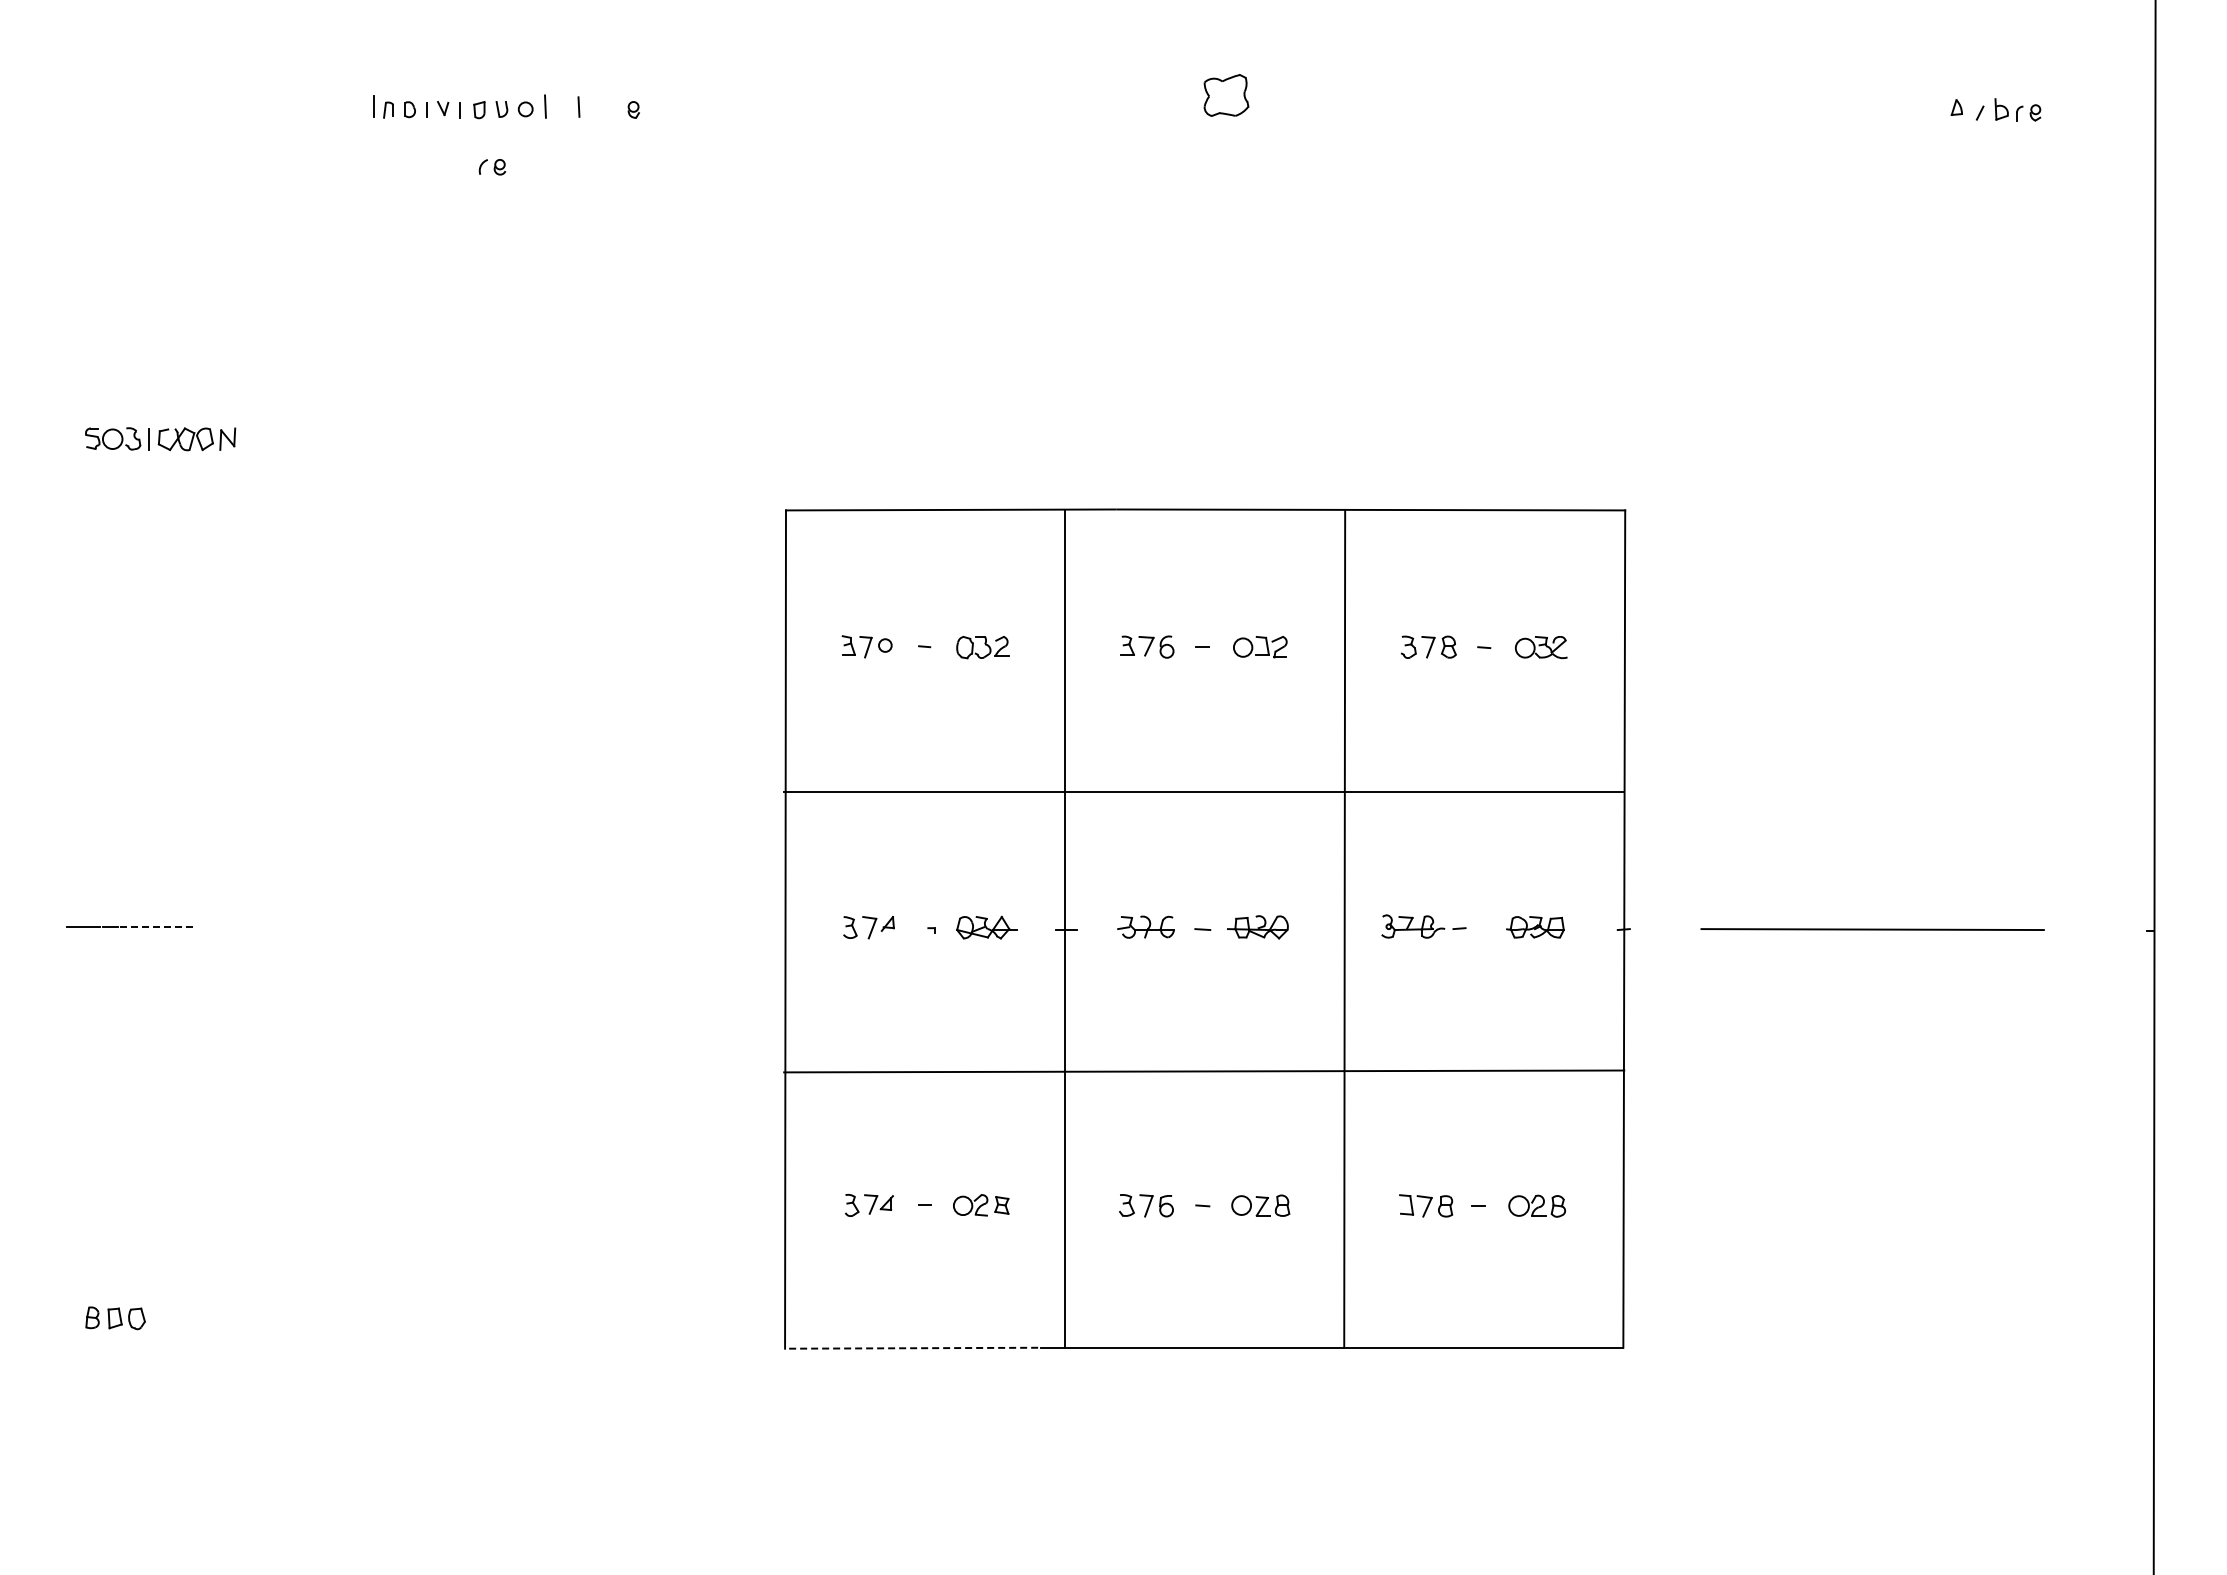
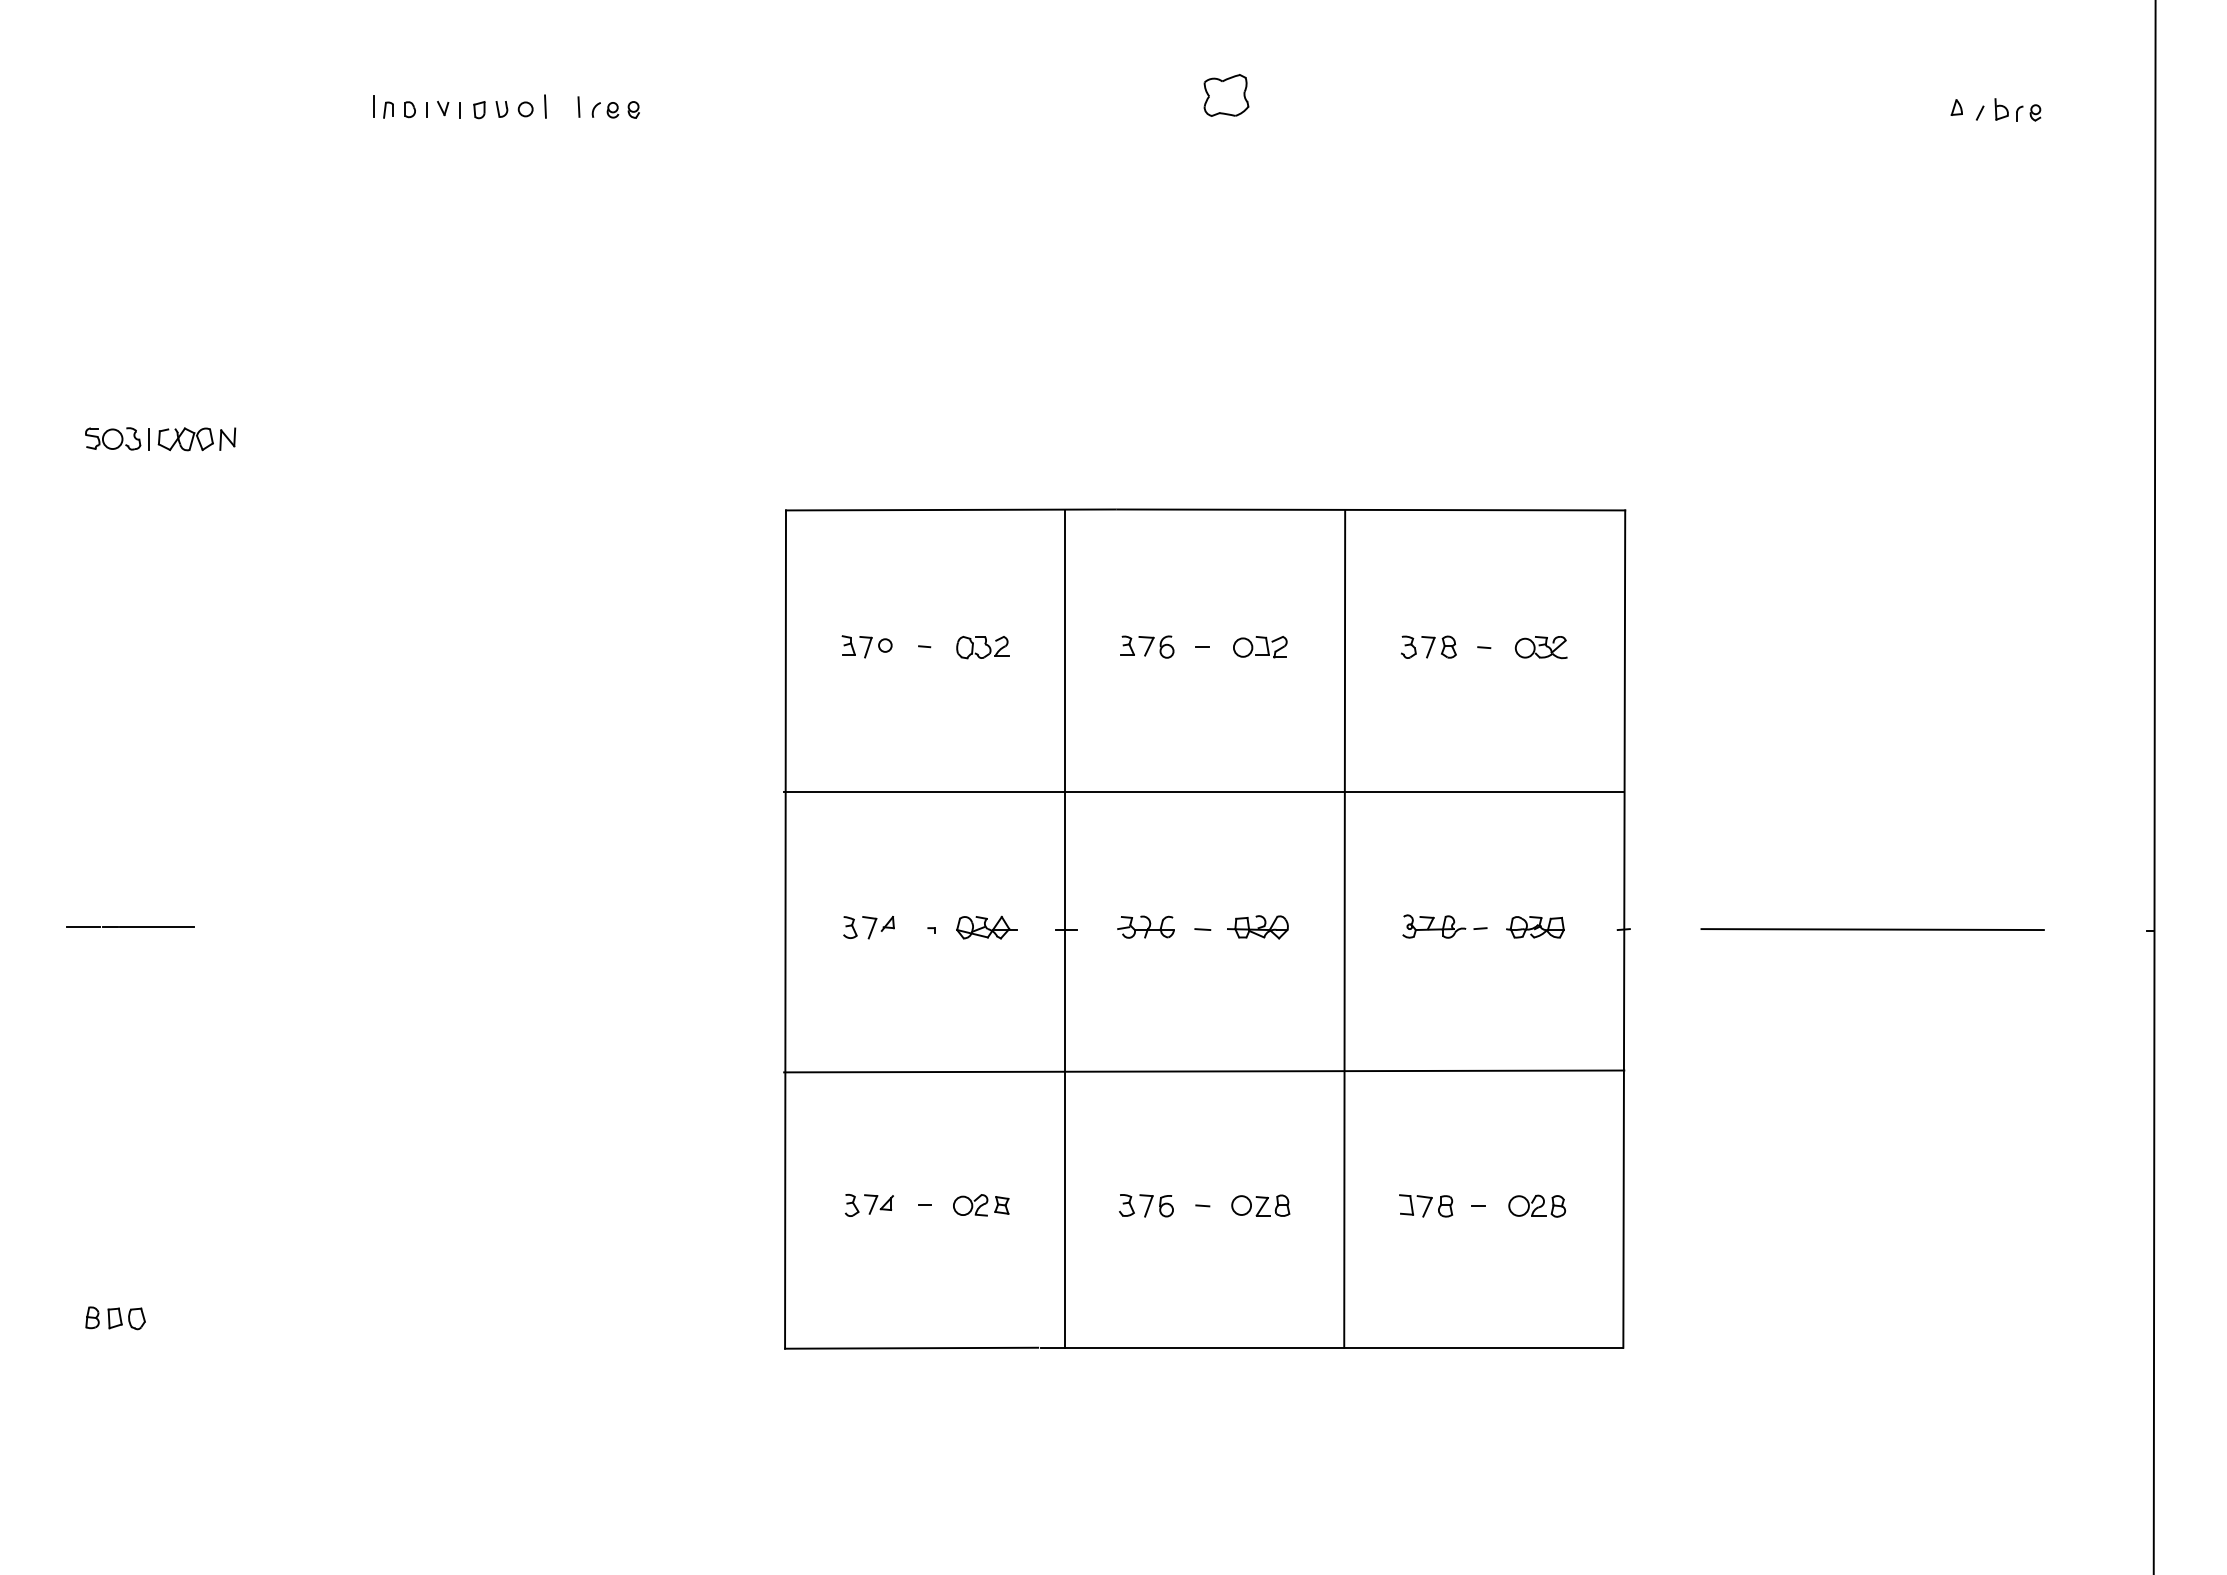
part position: (492, 167) -> (605, 110) (605, 110)
part position: (1423, 926) -> (1444, 926) (1444, 926)
line: dashed -> solid (157, 927)
line: dashed -> solid (911, 1348)
